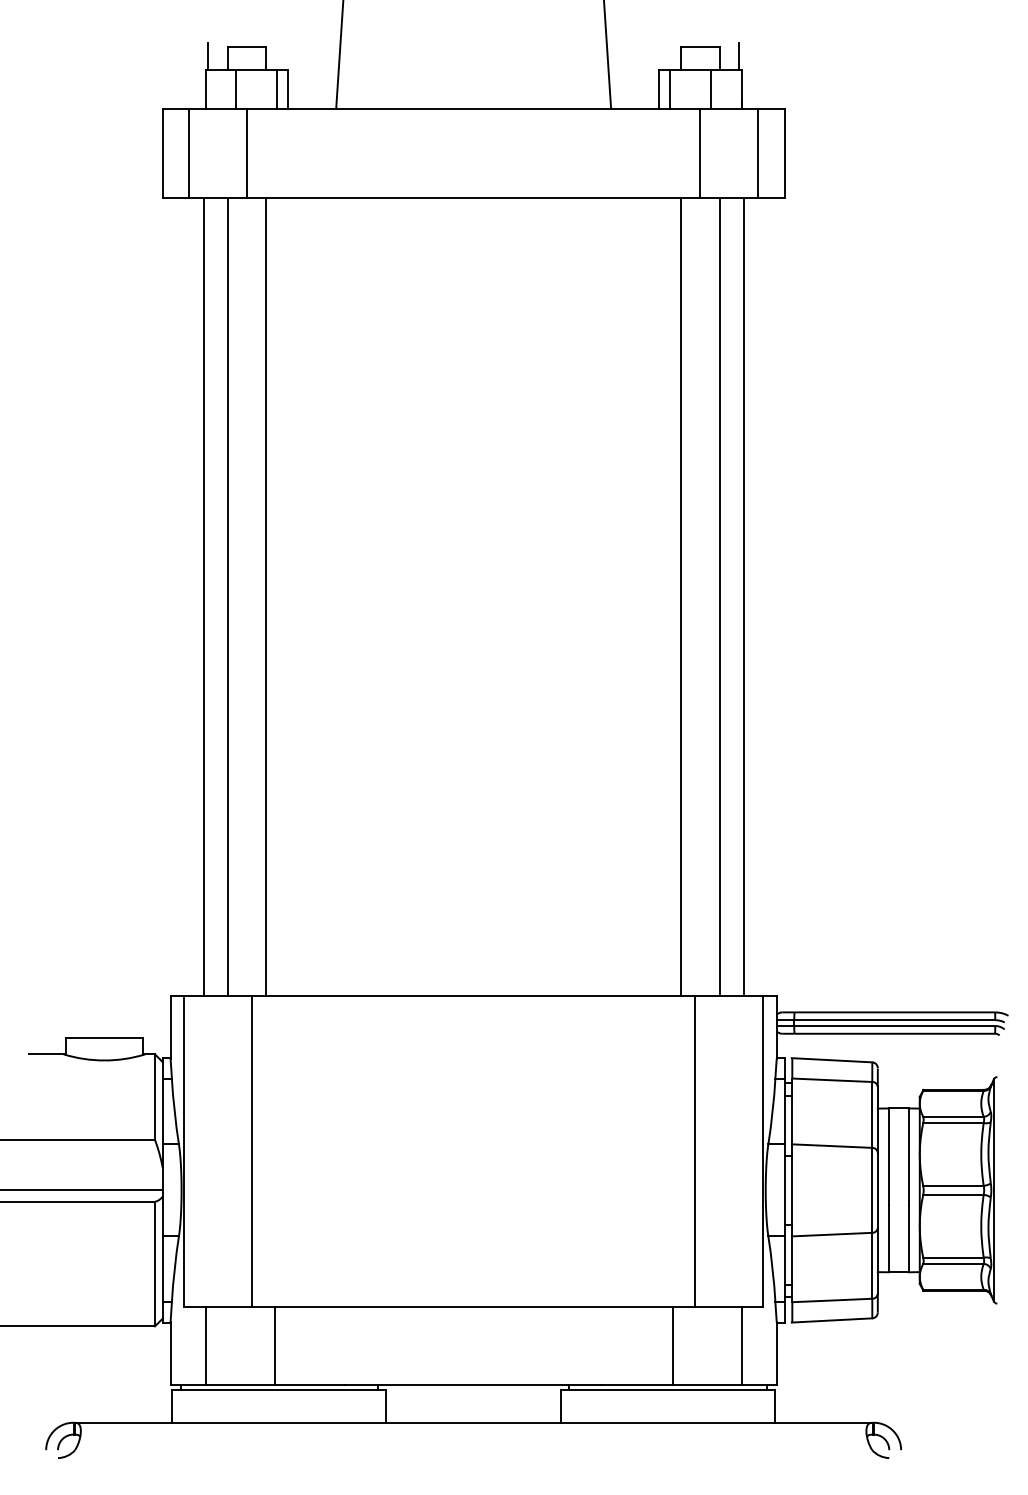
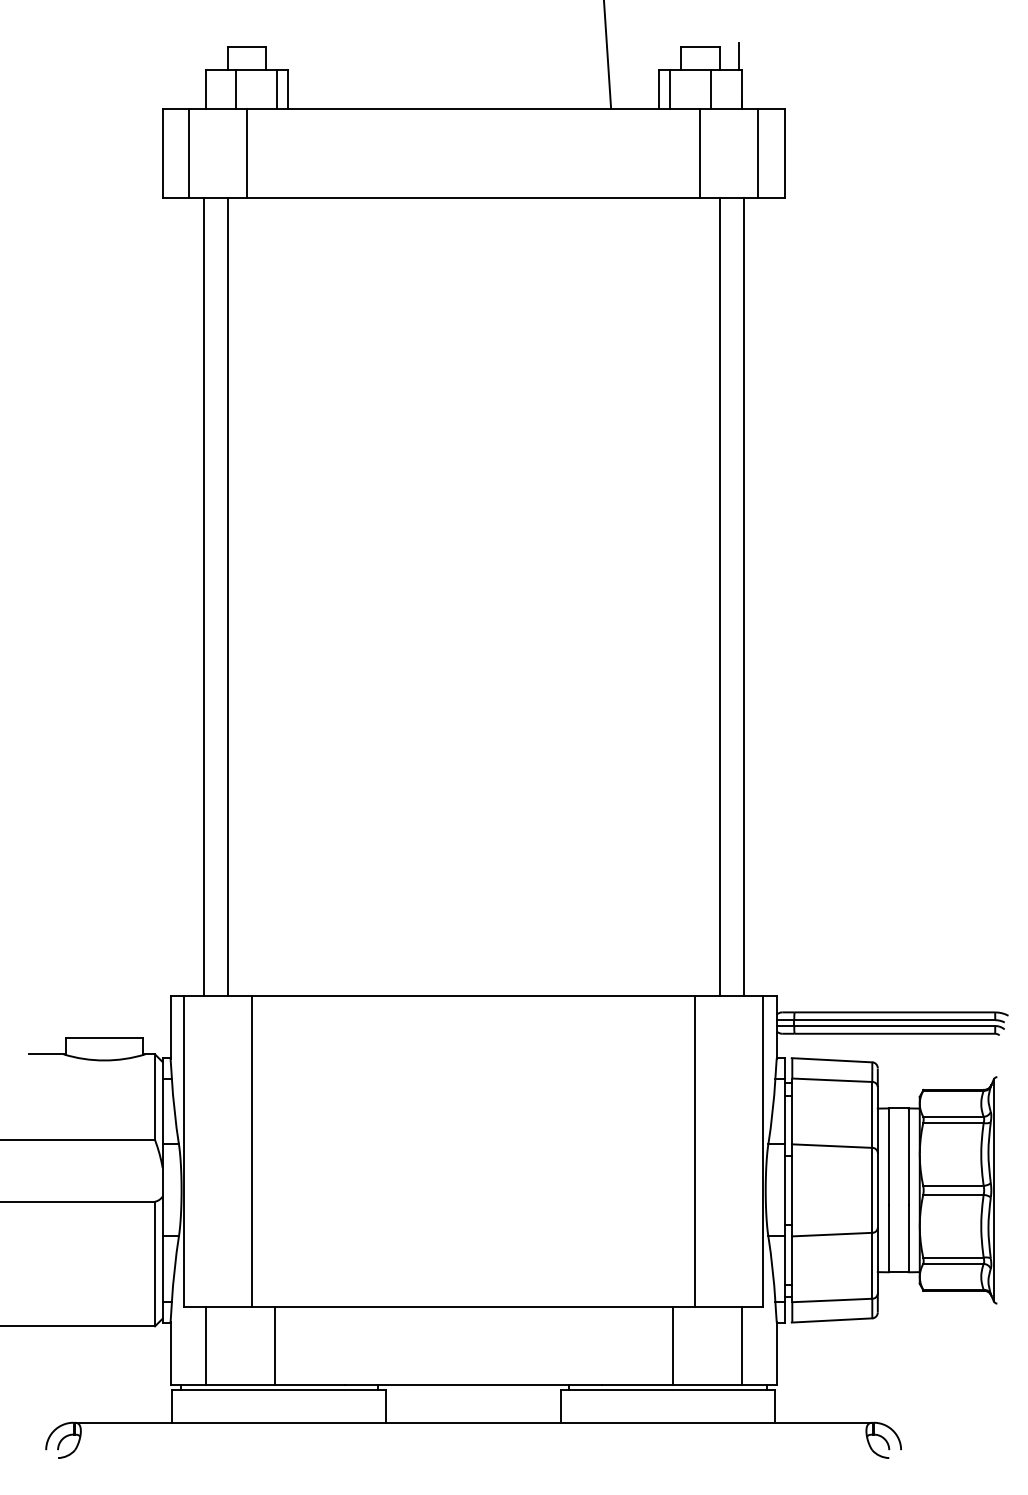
line: present -> none (339, 55)
line: present -> none (208, 56)
line: present -> none (266, 597)
line: present -> none (680, 597)
line: present -> none (82, 1190)
